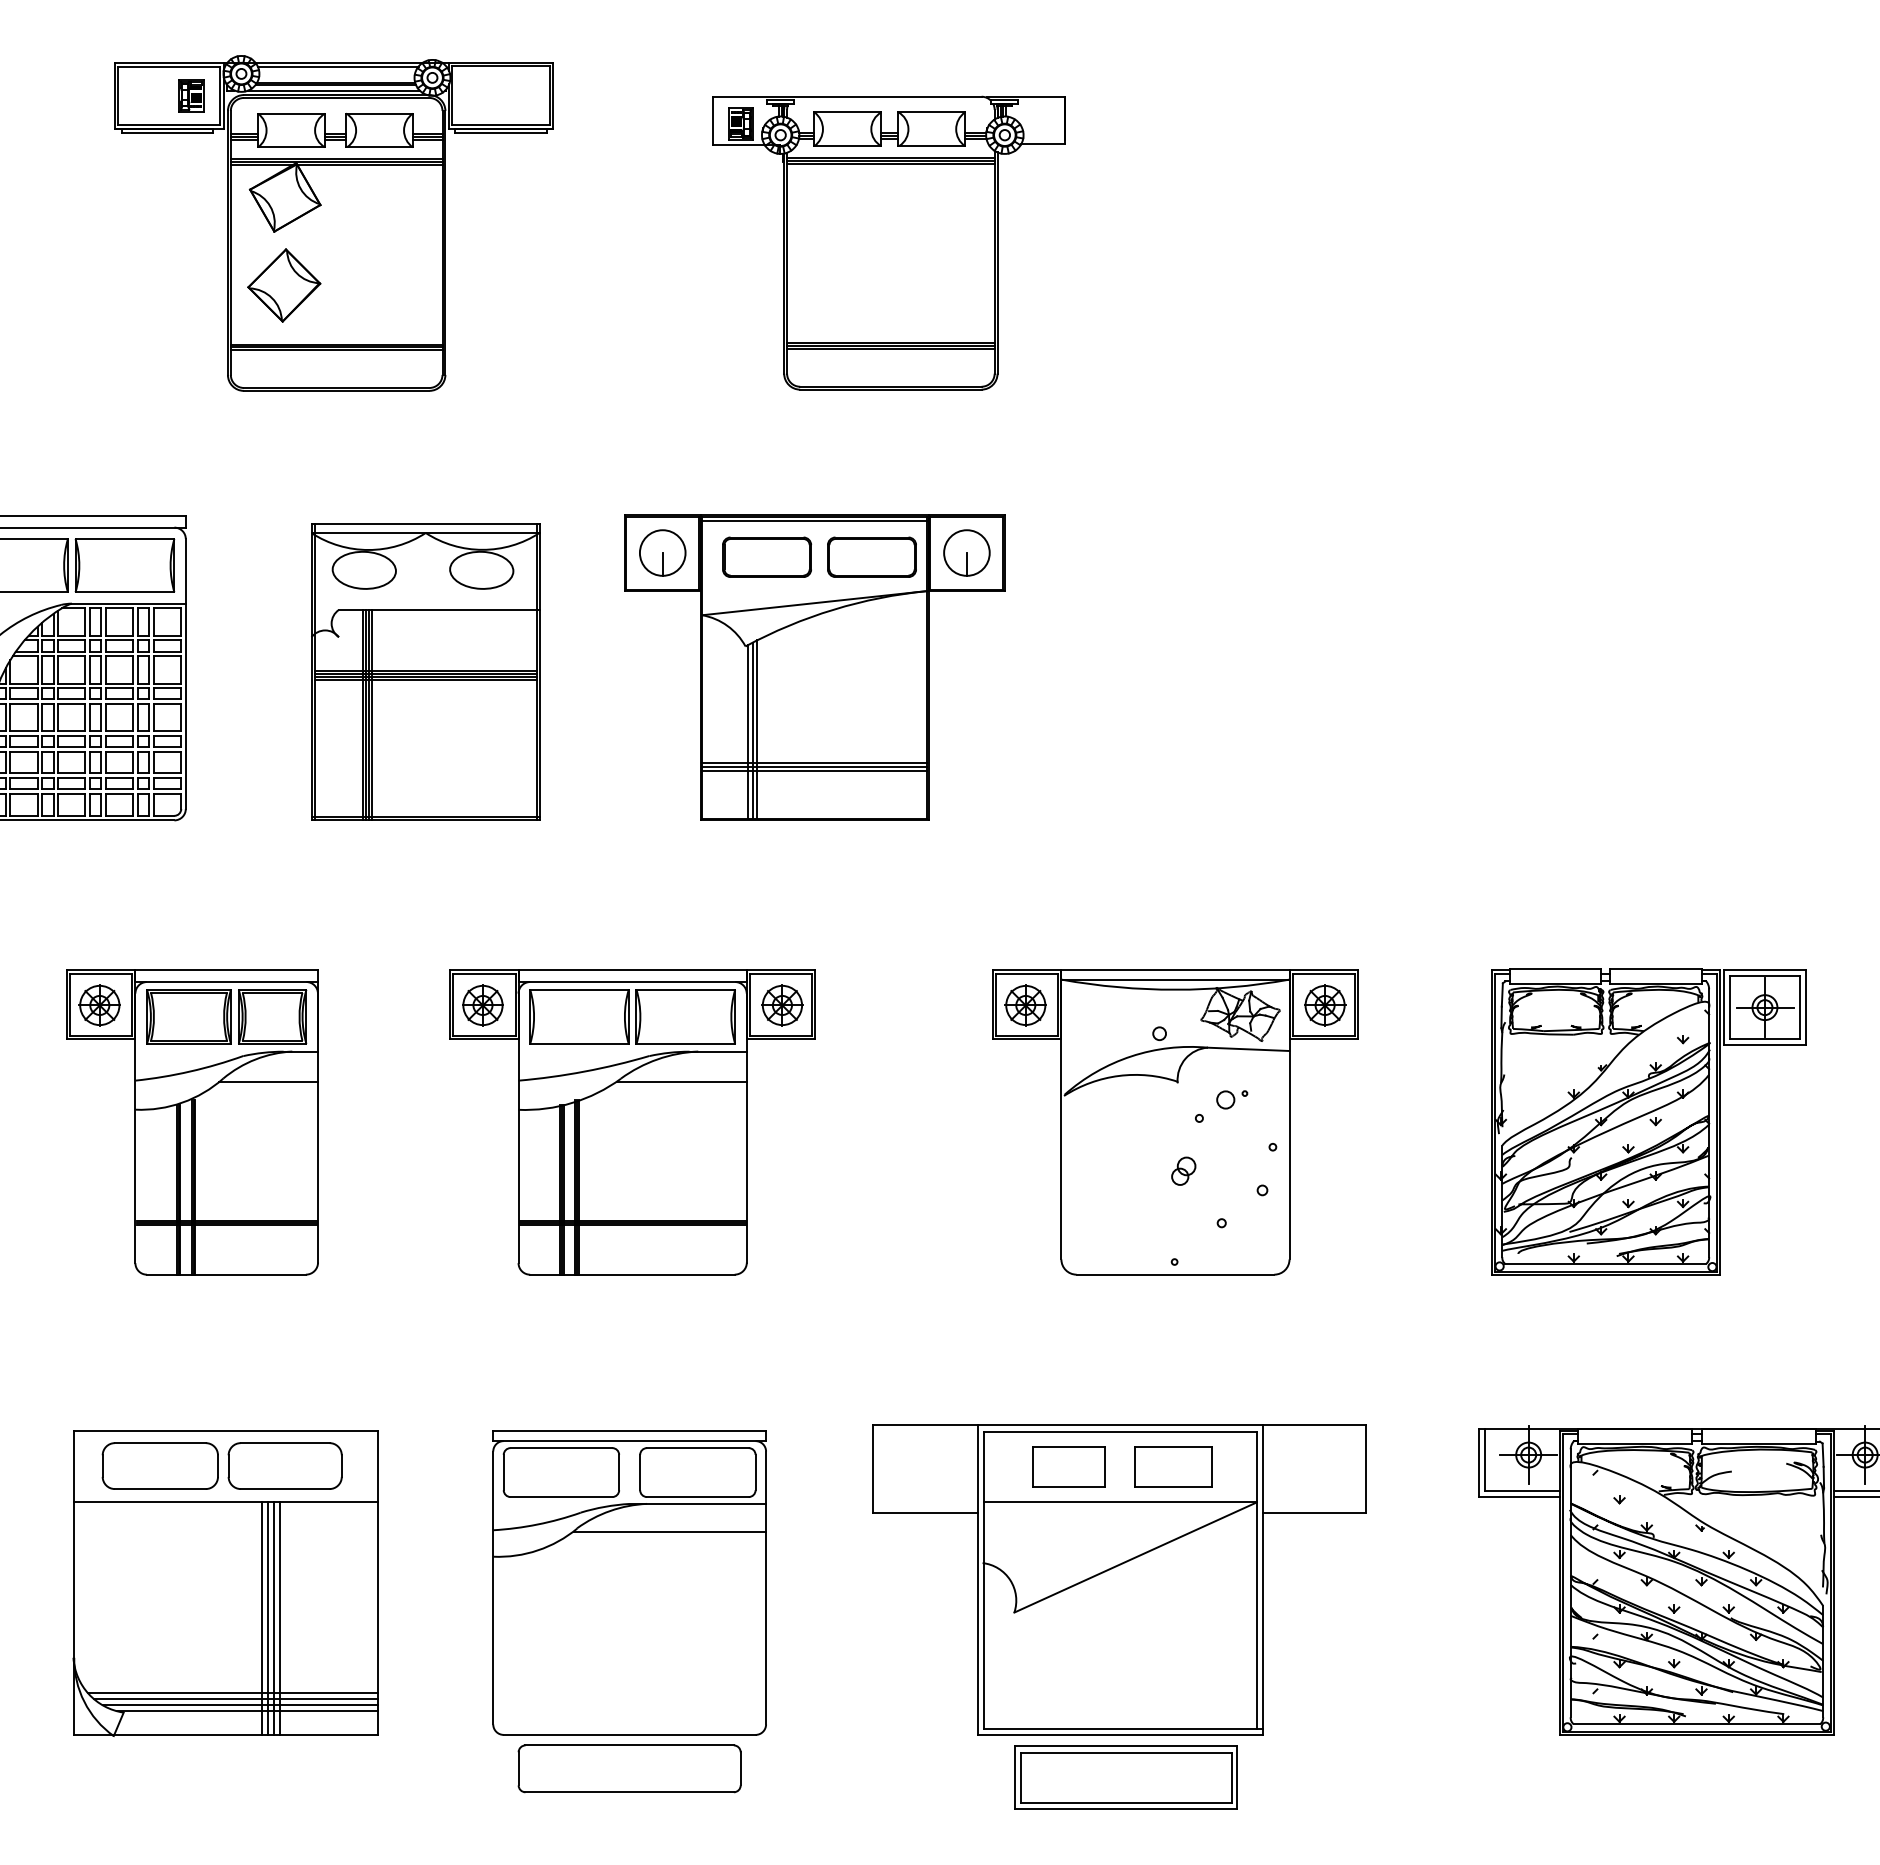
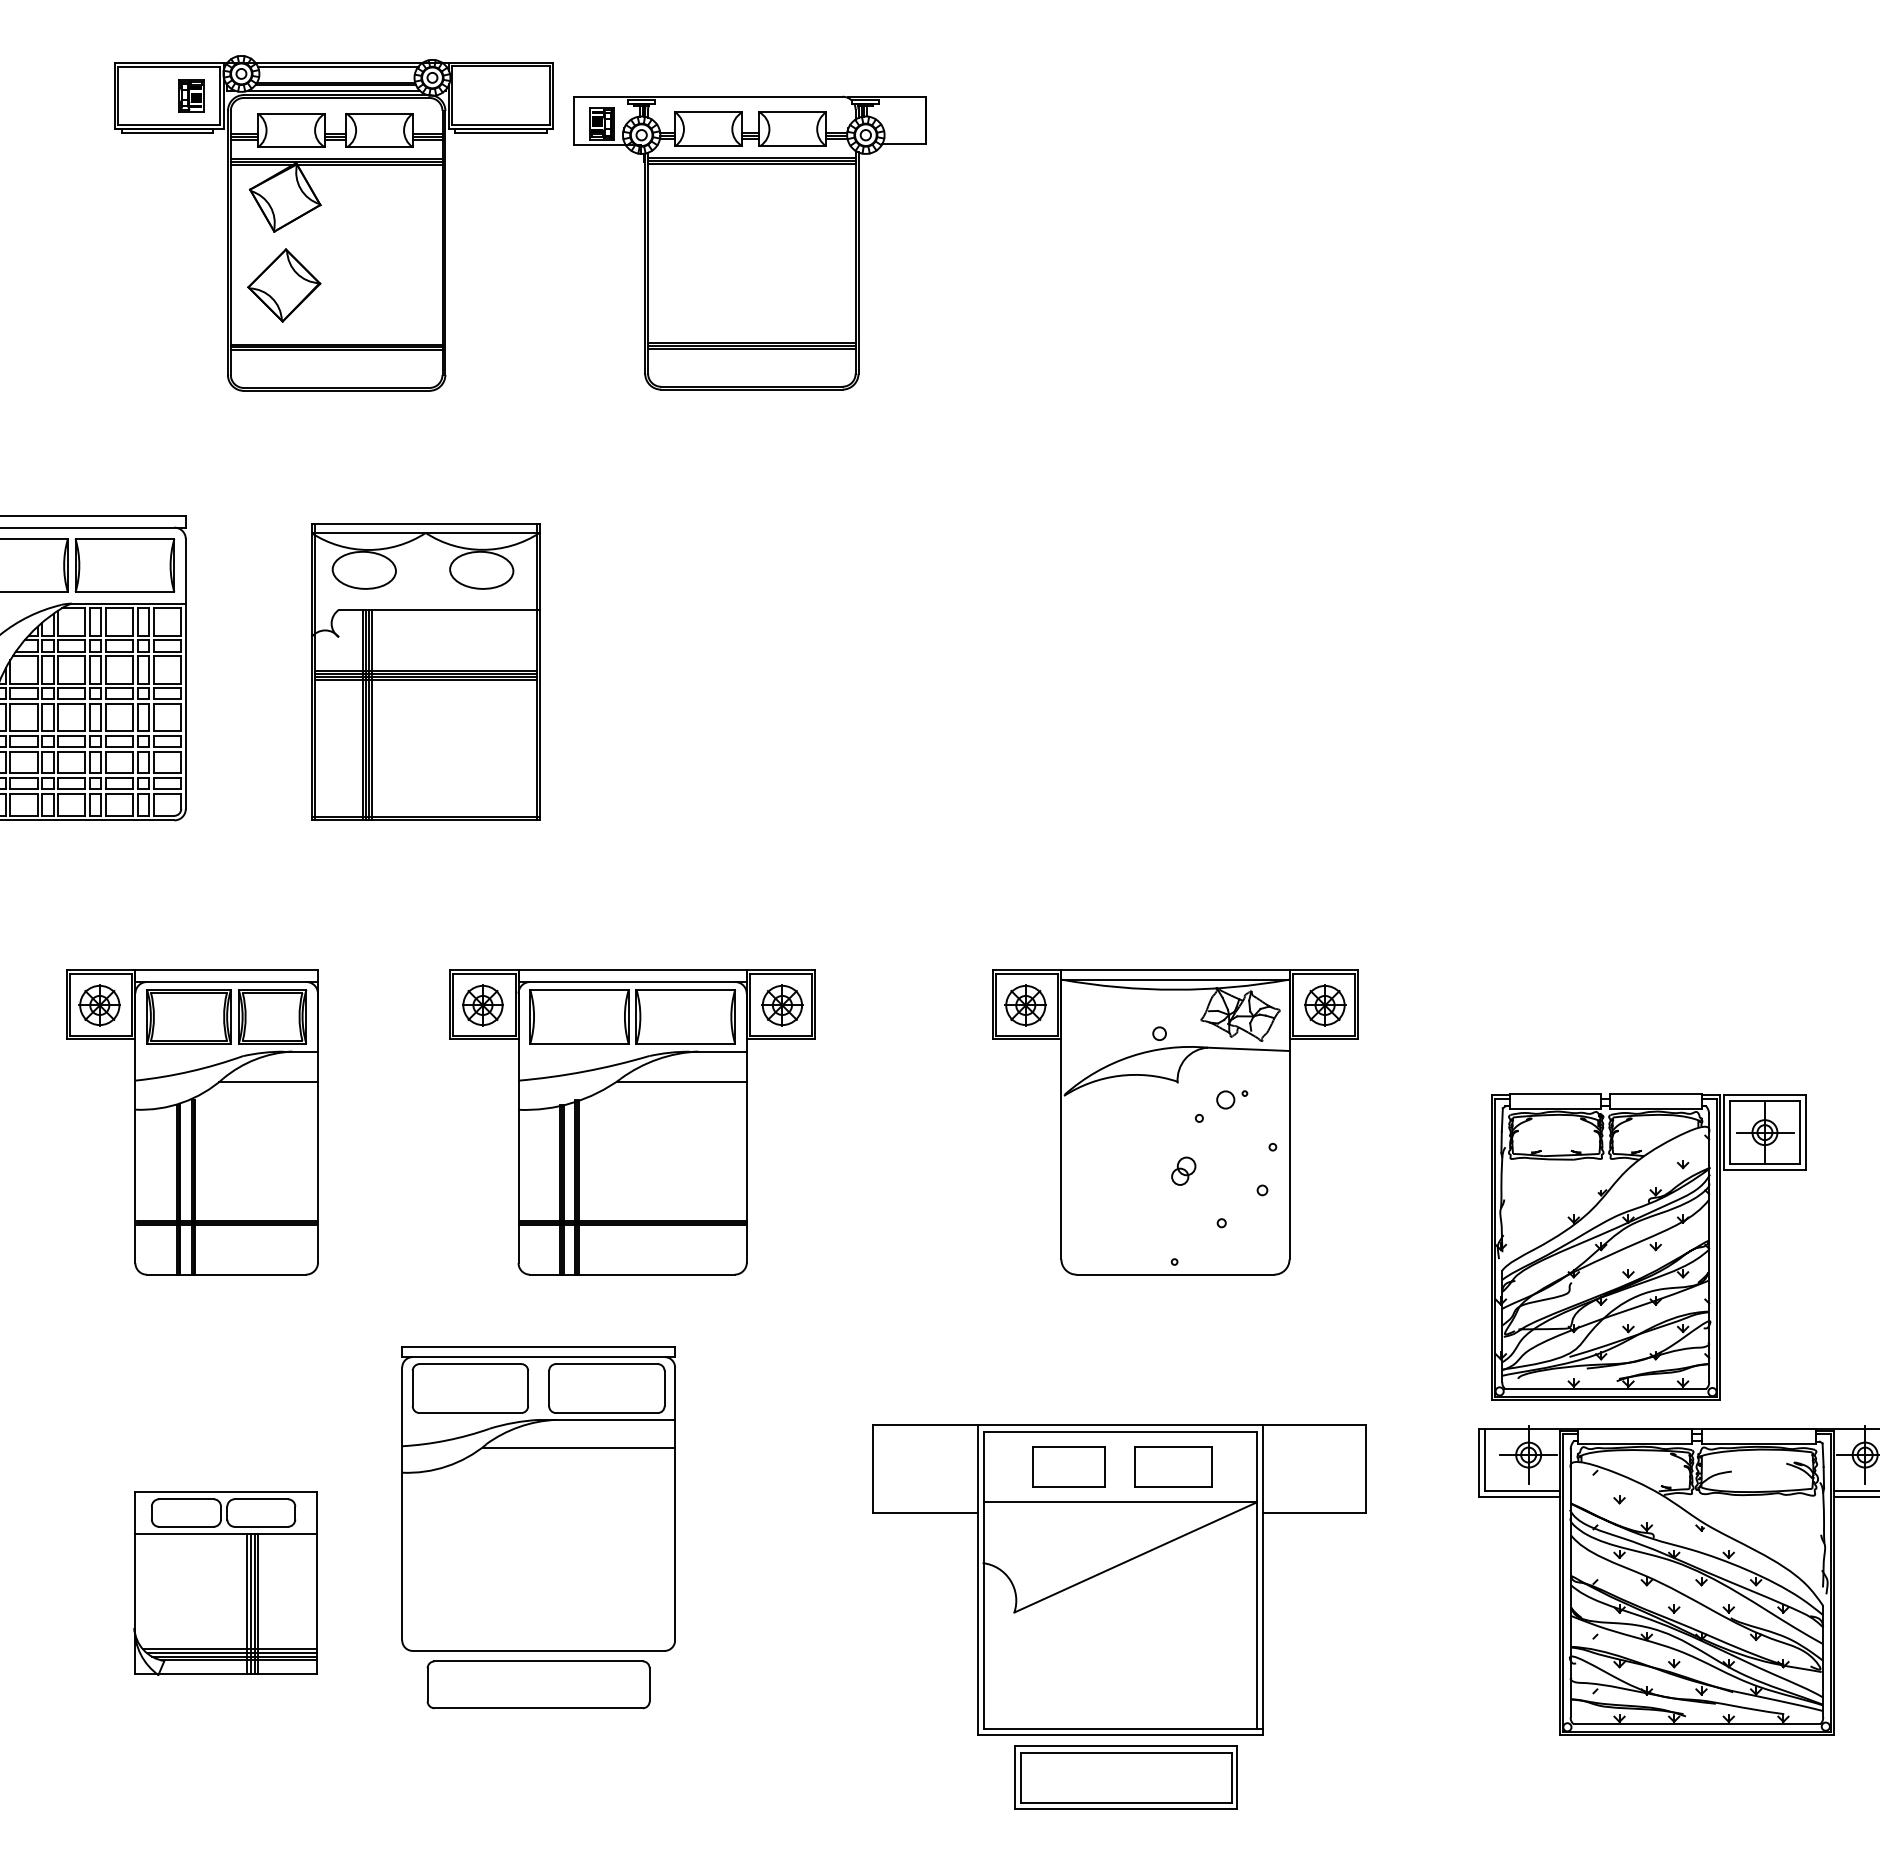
part position: (888, 242) -> (749, 242) (749, 242)
part: present -> none (814, 667)
part position: (1648, 1121) -> (1648, 1246) (1648, 1246)
part size: 307x307 px -> 185x185 px (225, 1583)
part position: (629, 1611) -> (538, 1527) (538, 1527)
